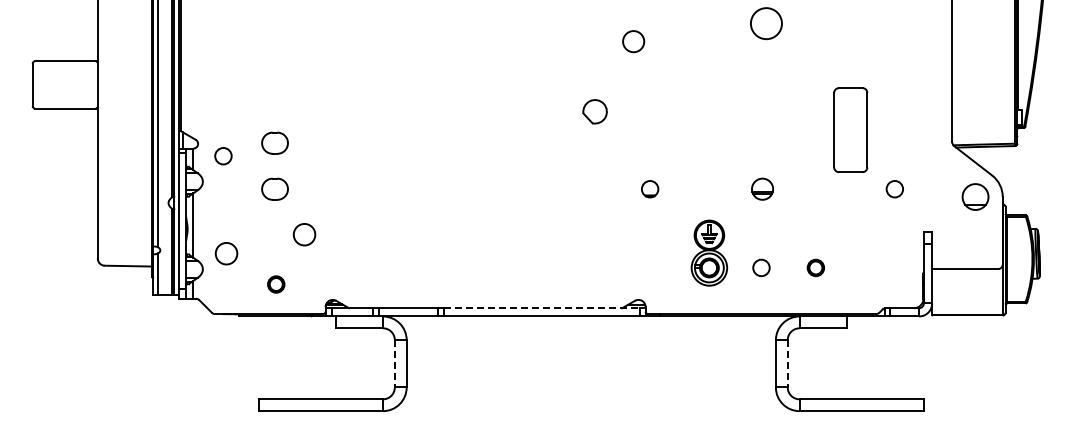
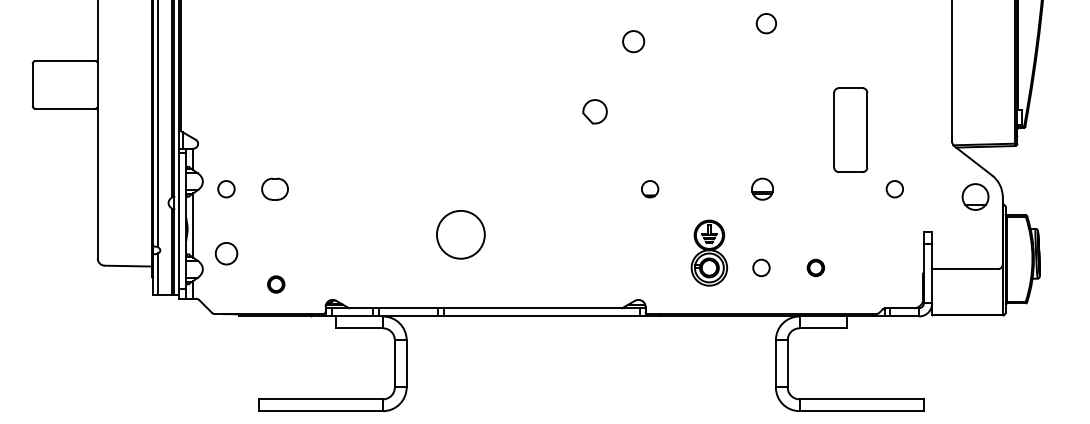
circle diameter: 31 px -> 19 px (766, 23)
part: present -> none (274, 142)
circle position: (223, 156) -> (226, 189) (226, 189)
circle: present -> none (304, 234)
circle: none -> present (460, 234)
line: dashed -> solid (541, 308)
line: dashed -> solid (394, 363)
line: dashed -> solid (787, 363)
